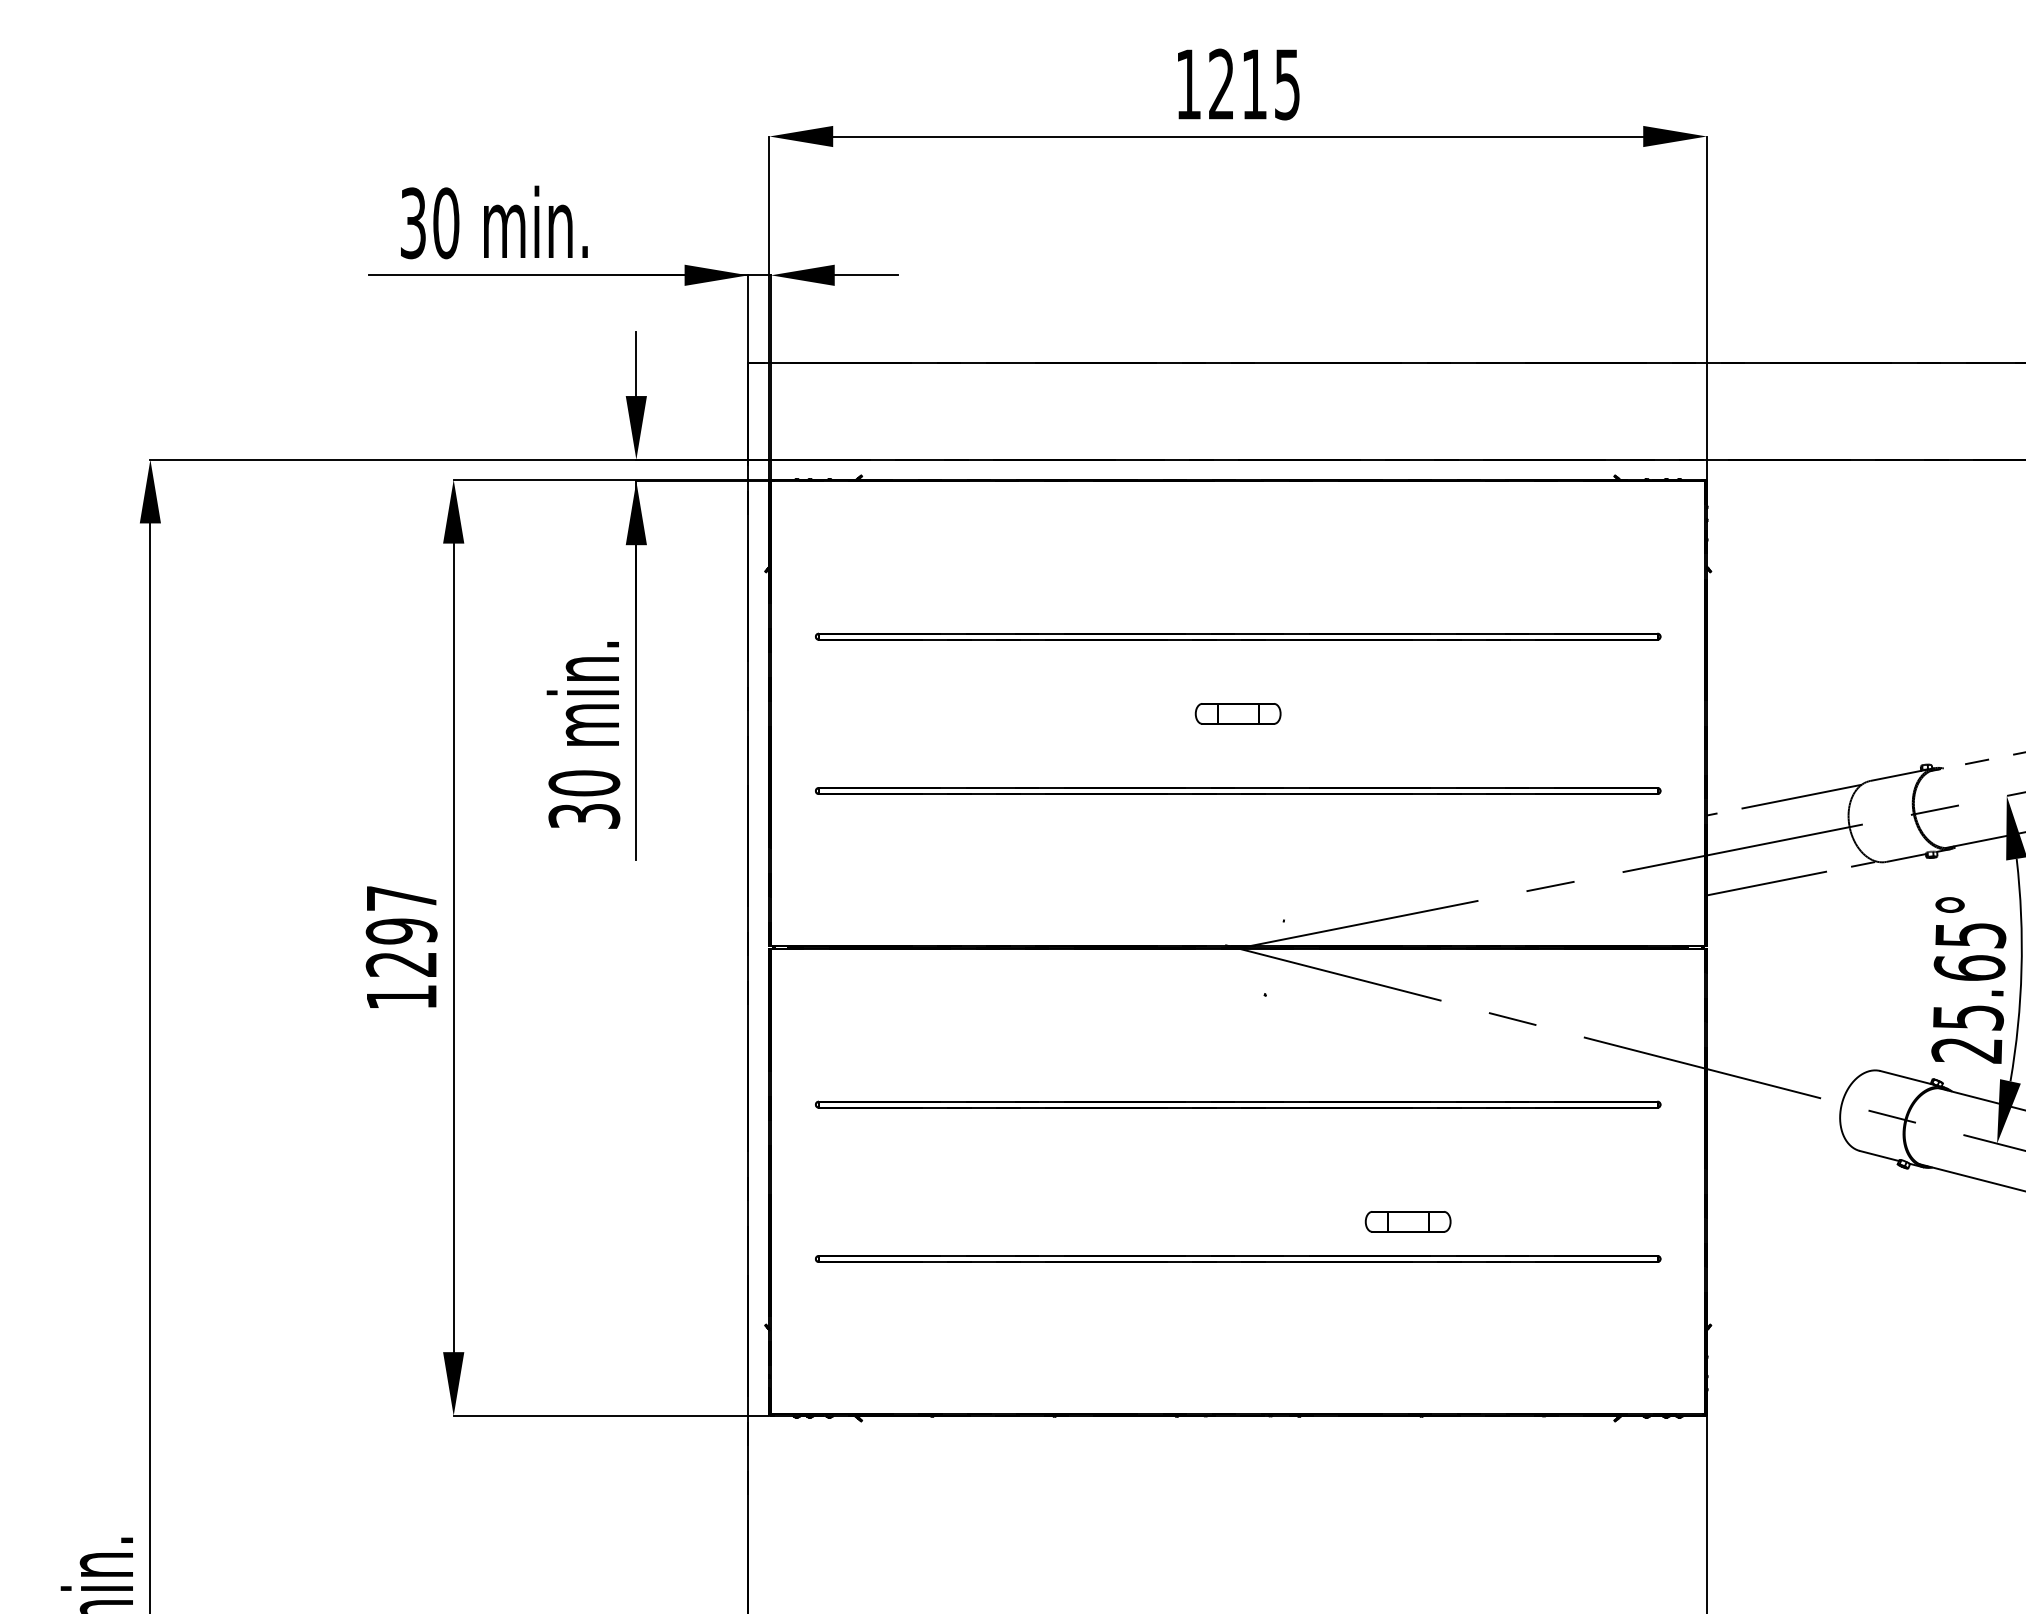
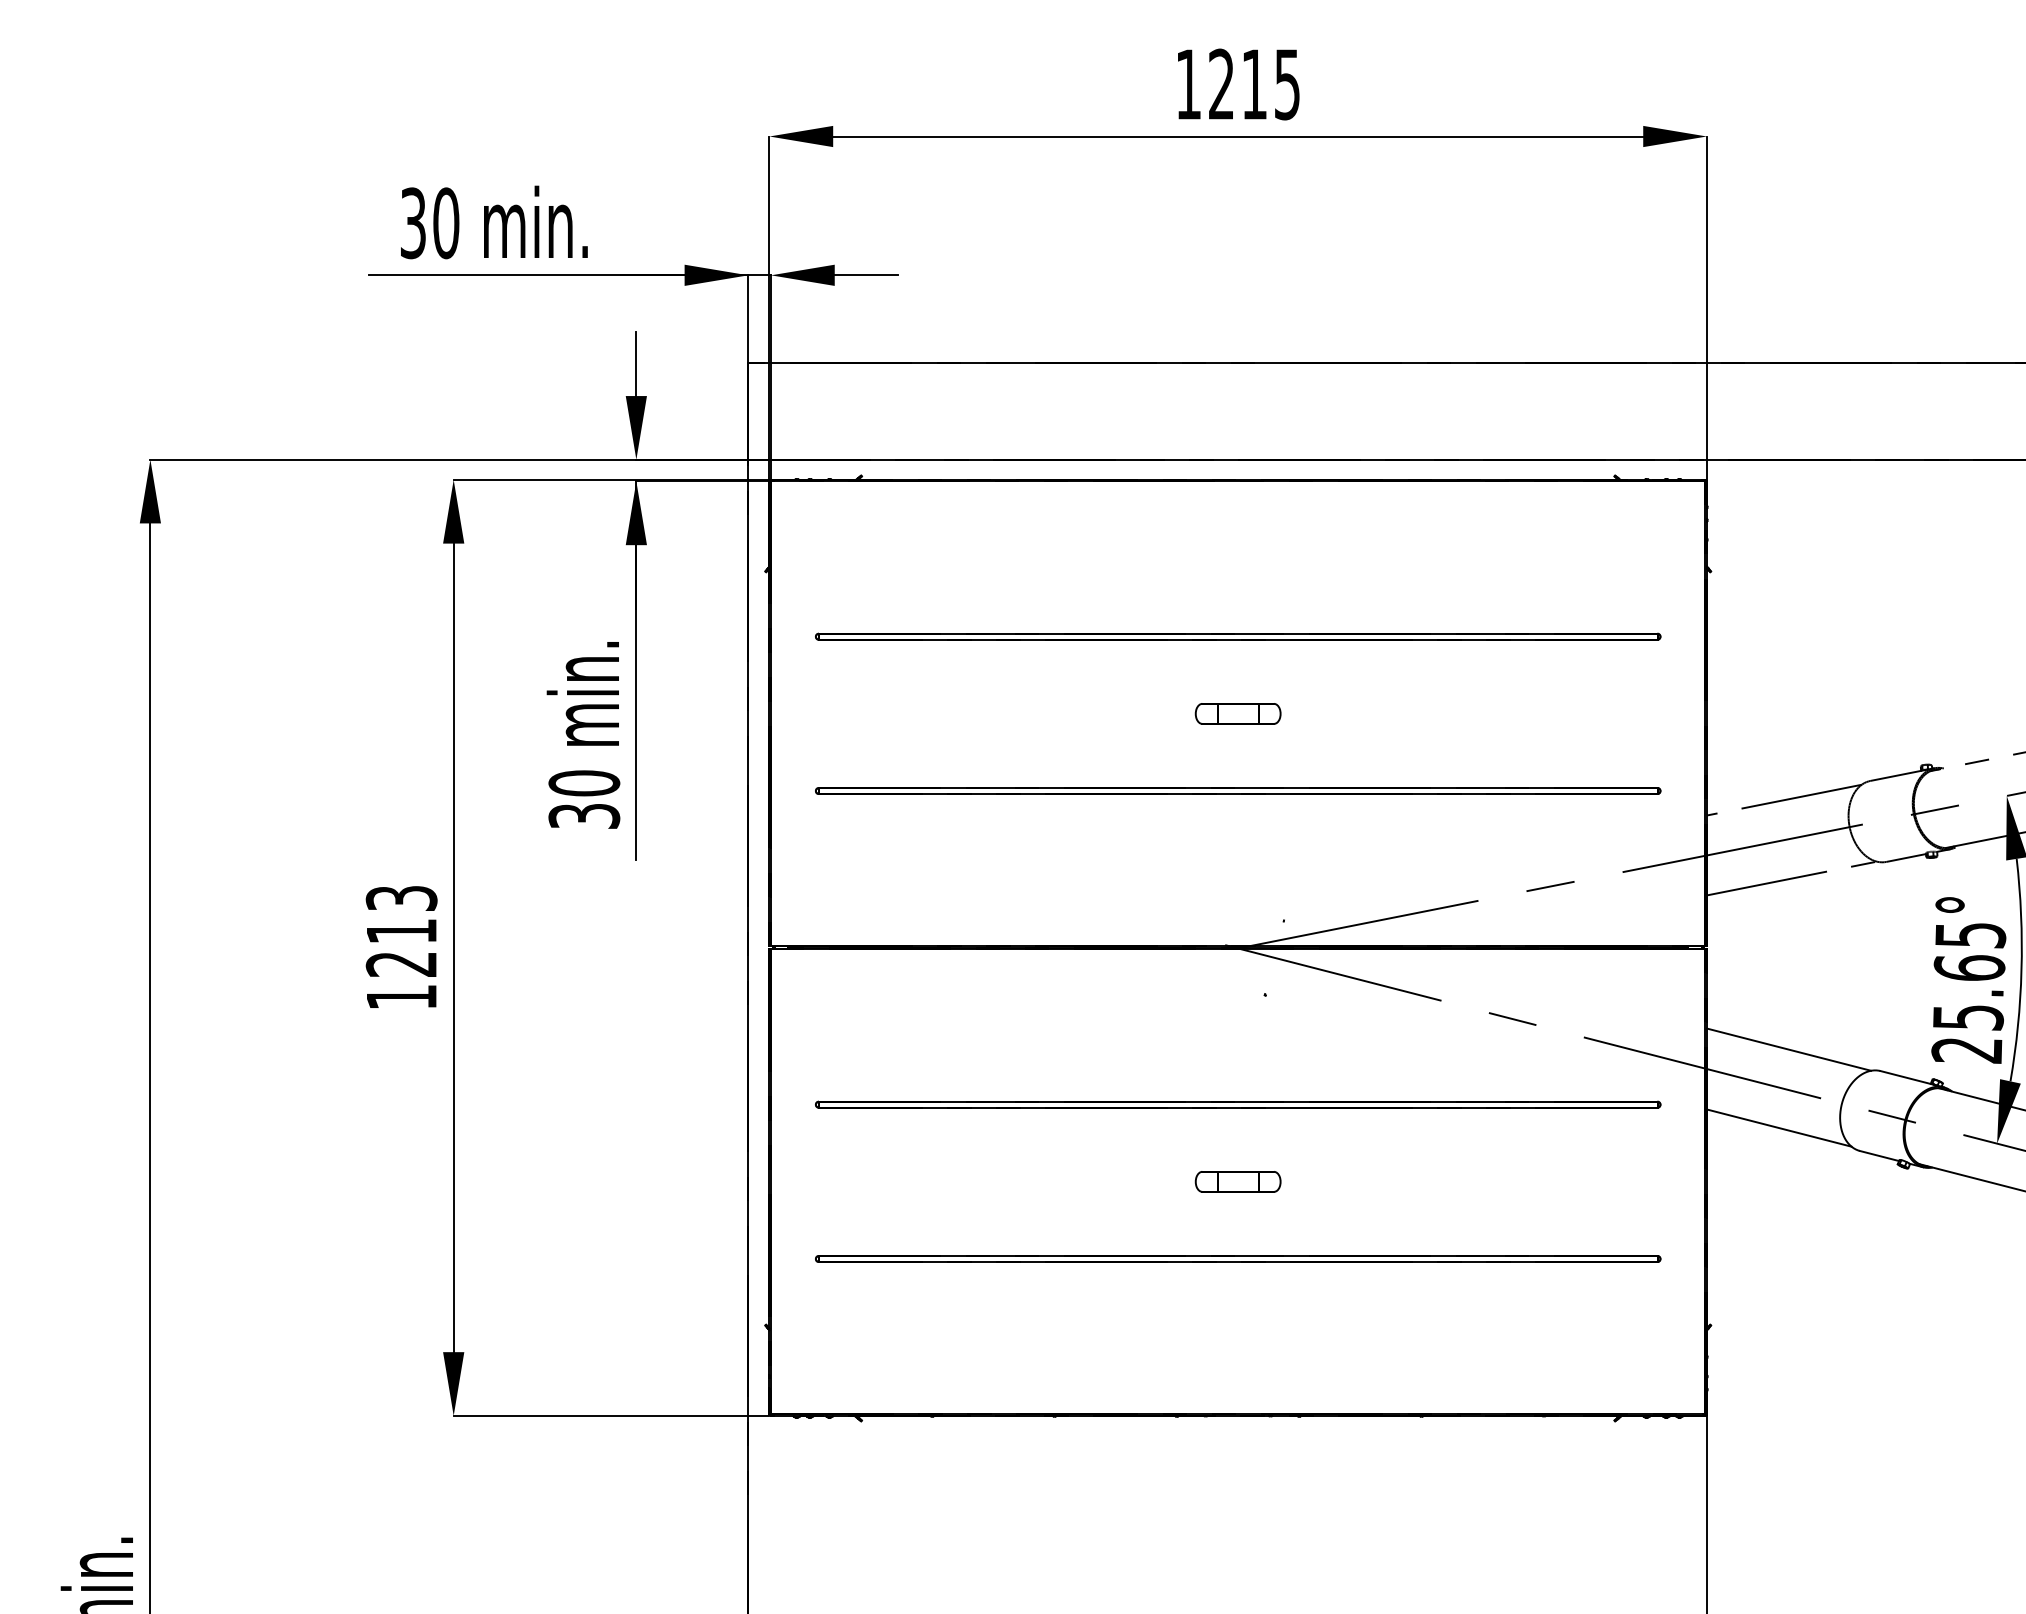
text: 1297 -> 1213 (401, 915)
line: none -> present (1788, 1049)
line: none -> present (1778, 1127)
part position: (1407, 1221) -> (1237, 1181) (1237, 1181)
